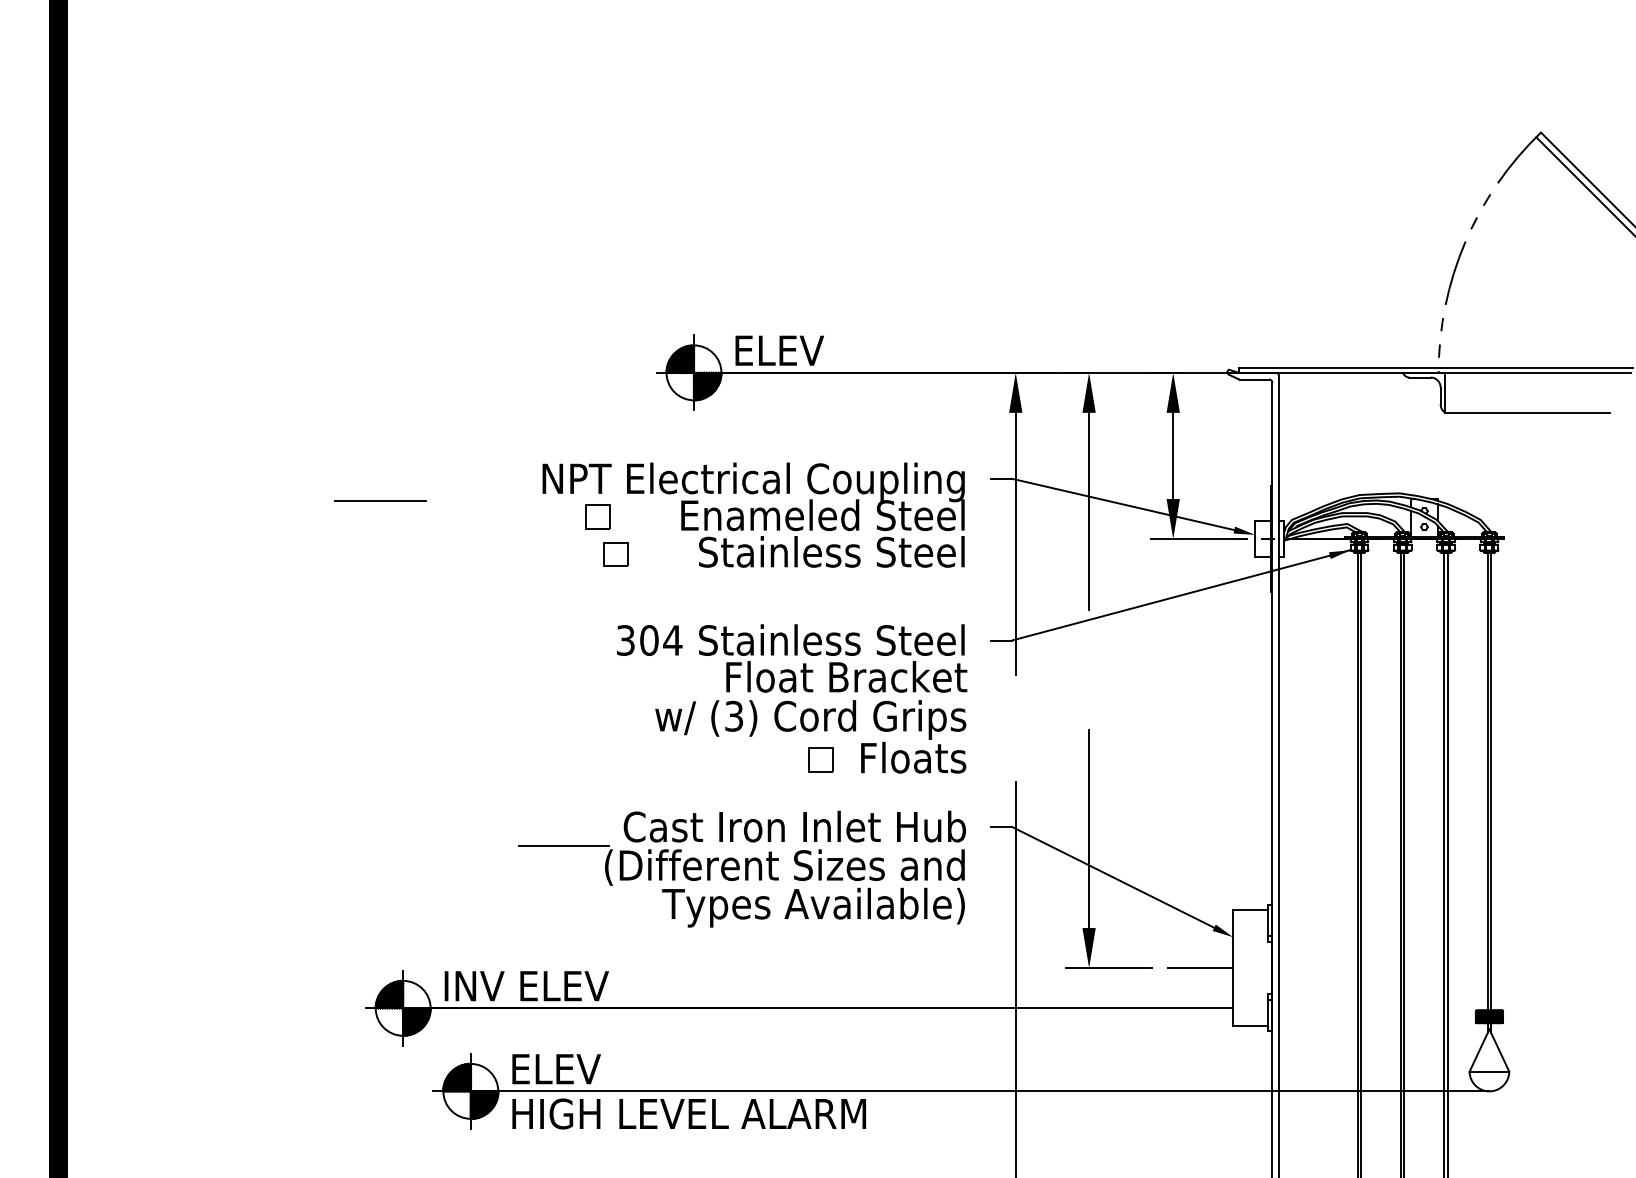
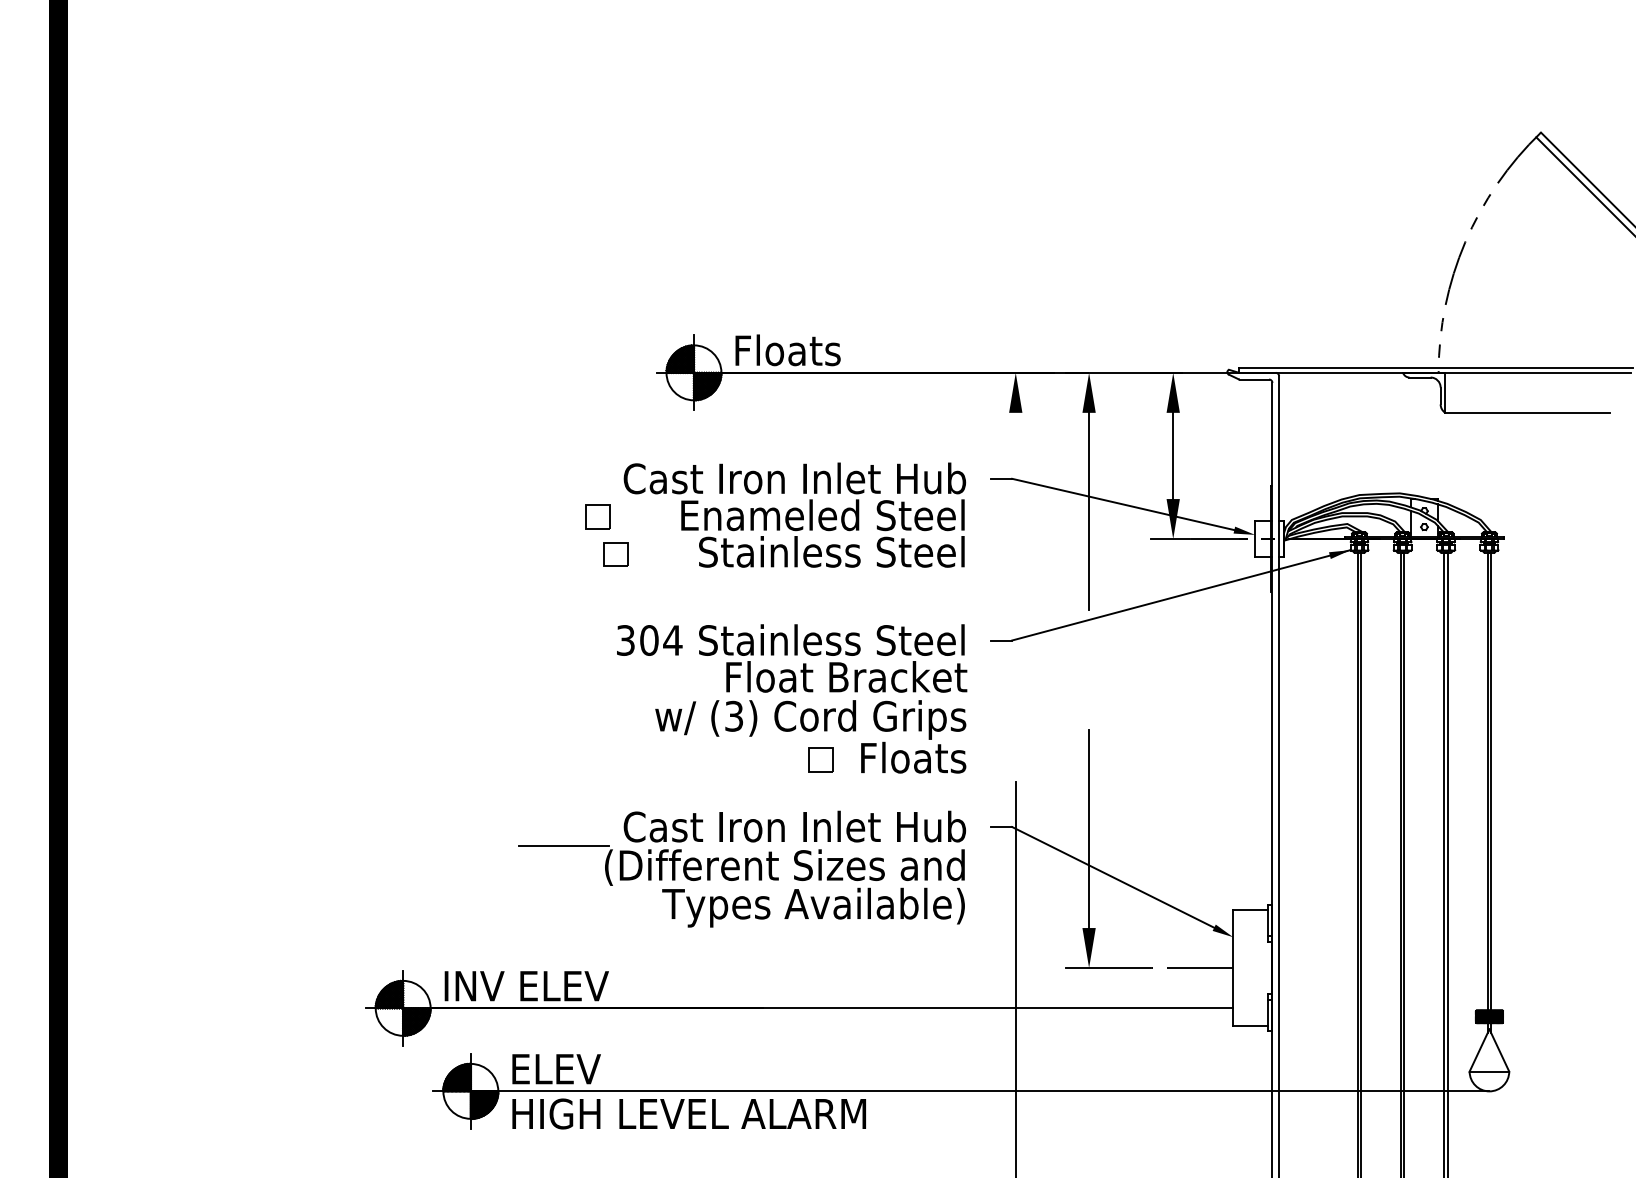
text: ELEV -> Floats (789, 350)
text: NPT Electrical Coupling -> Cast Iron Inlet Hub (754, 482)
line: present -> none (380, 500)
line: present -> none (1015, 543)
